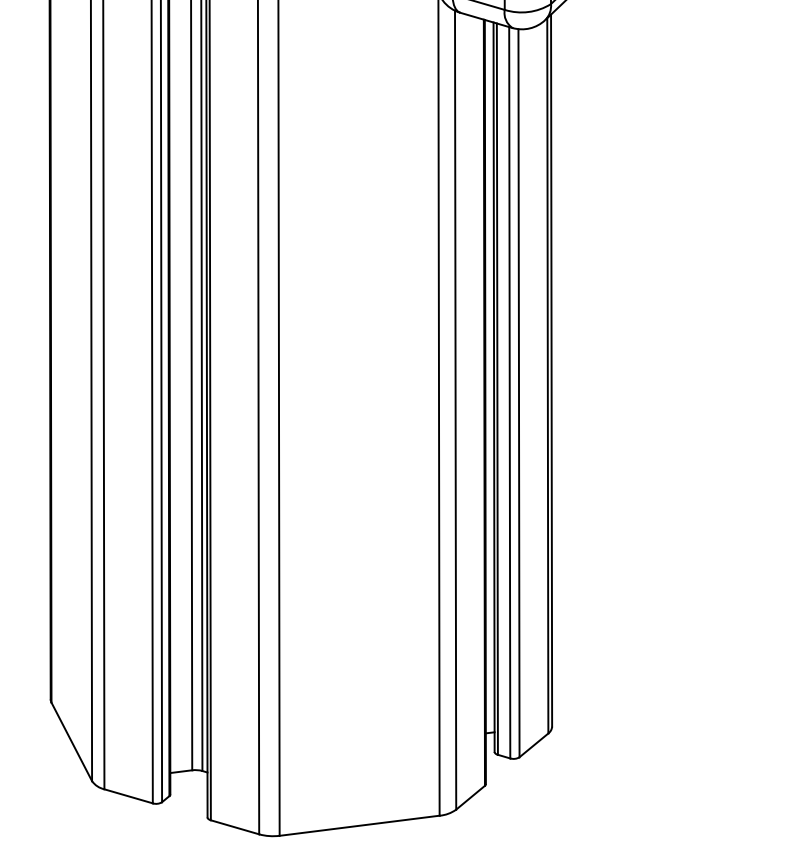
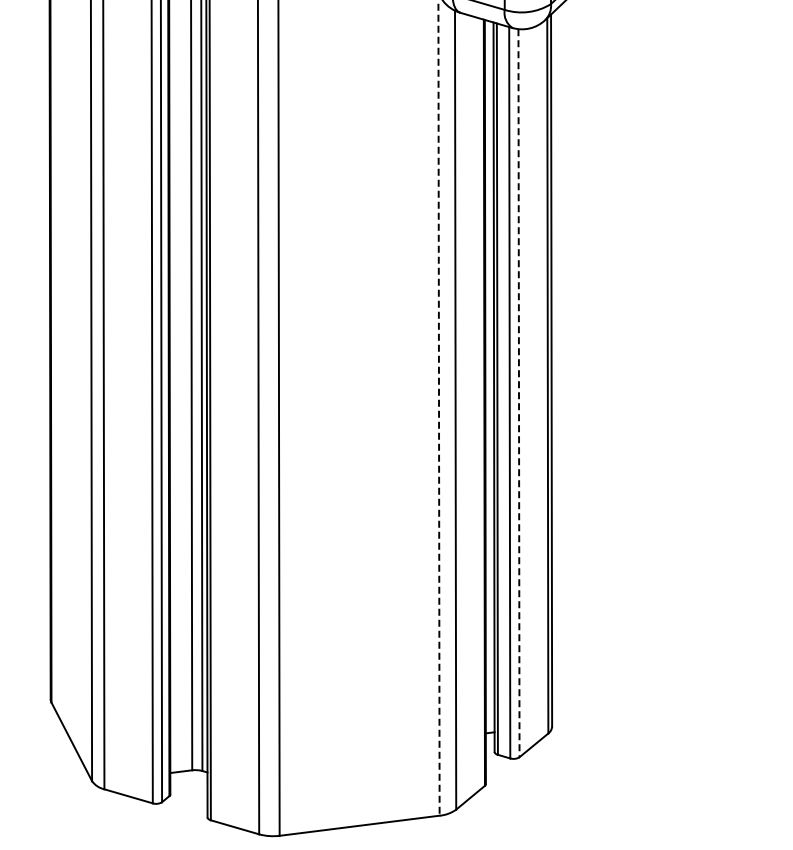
line: solid -> dashed (518, 393)
line: solid -> dashed (439, 408)
